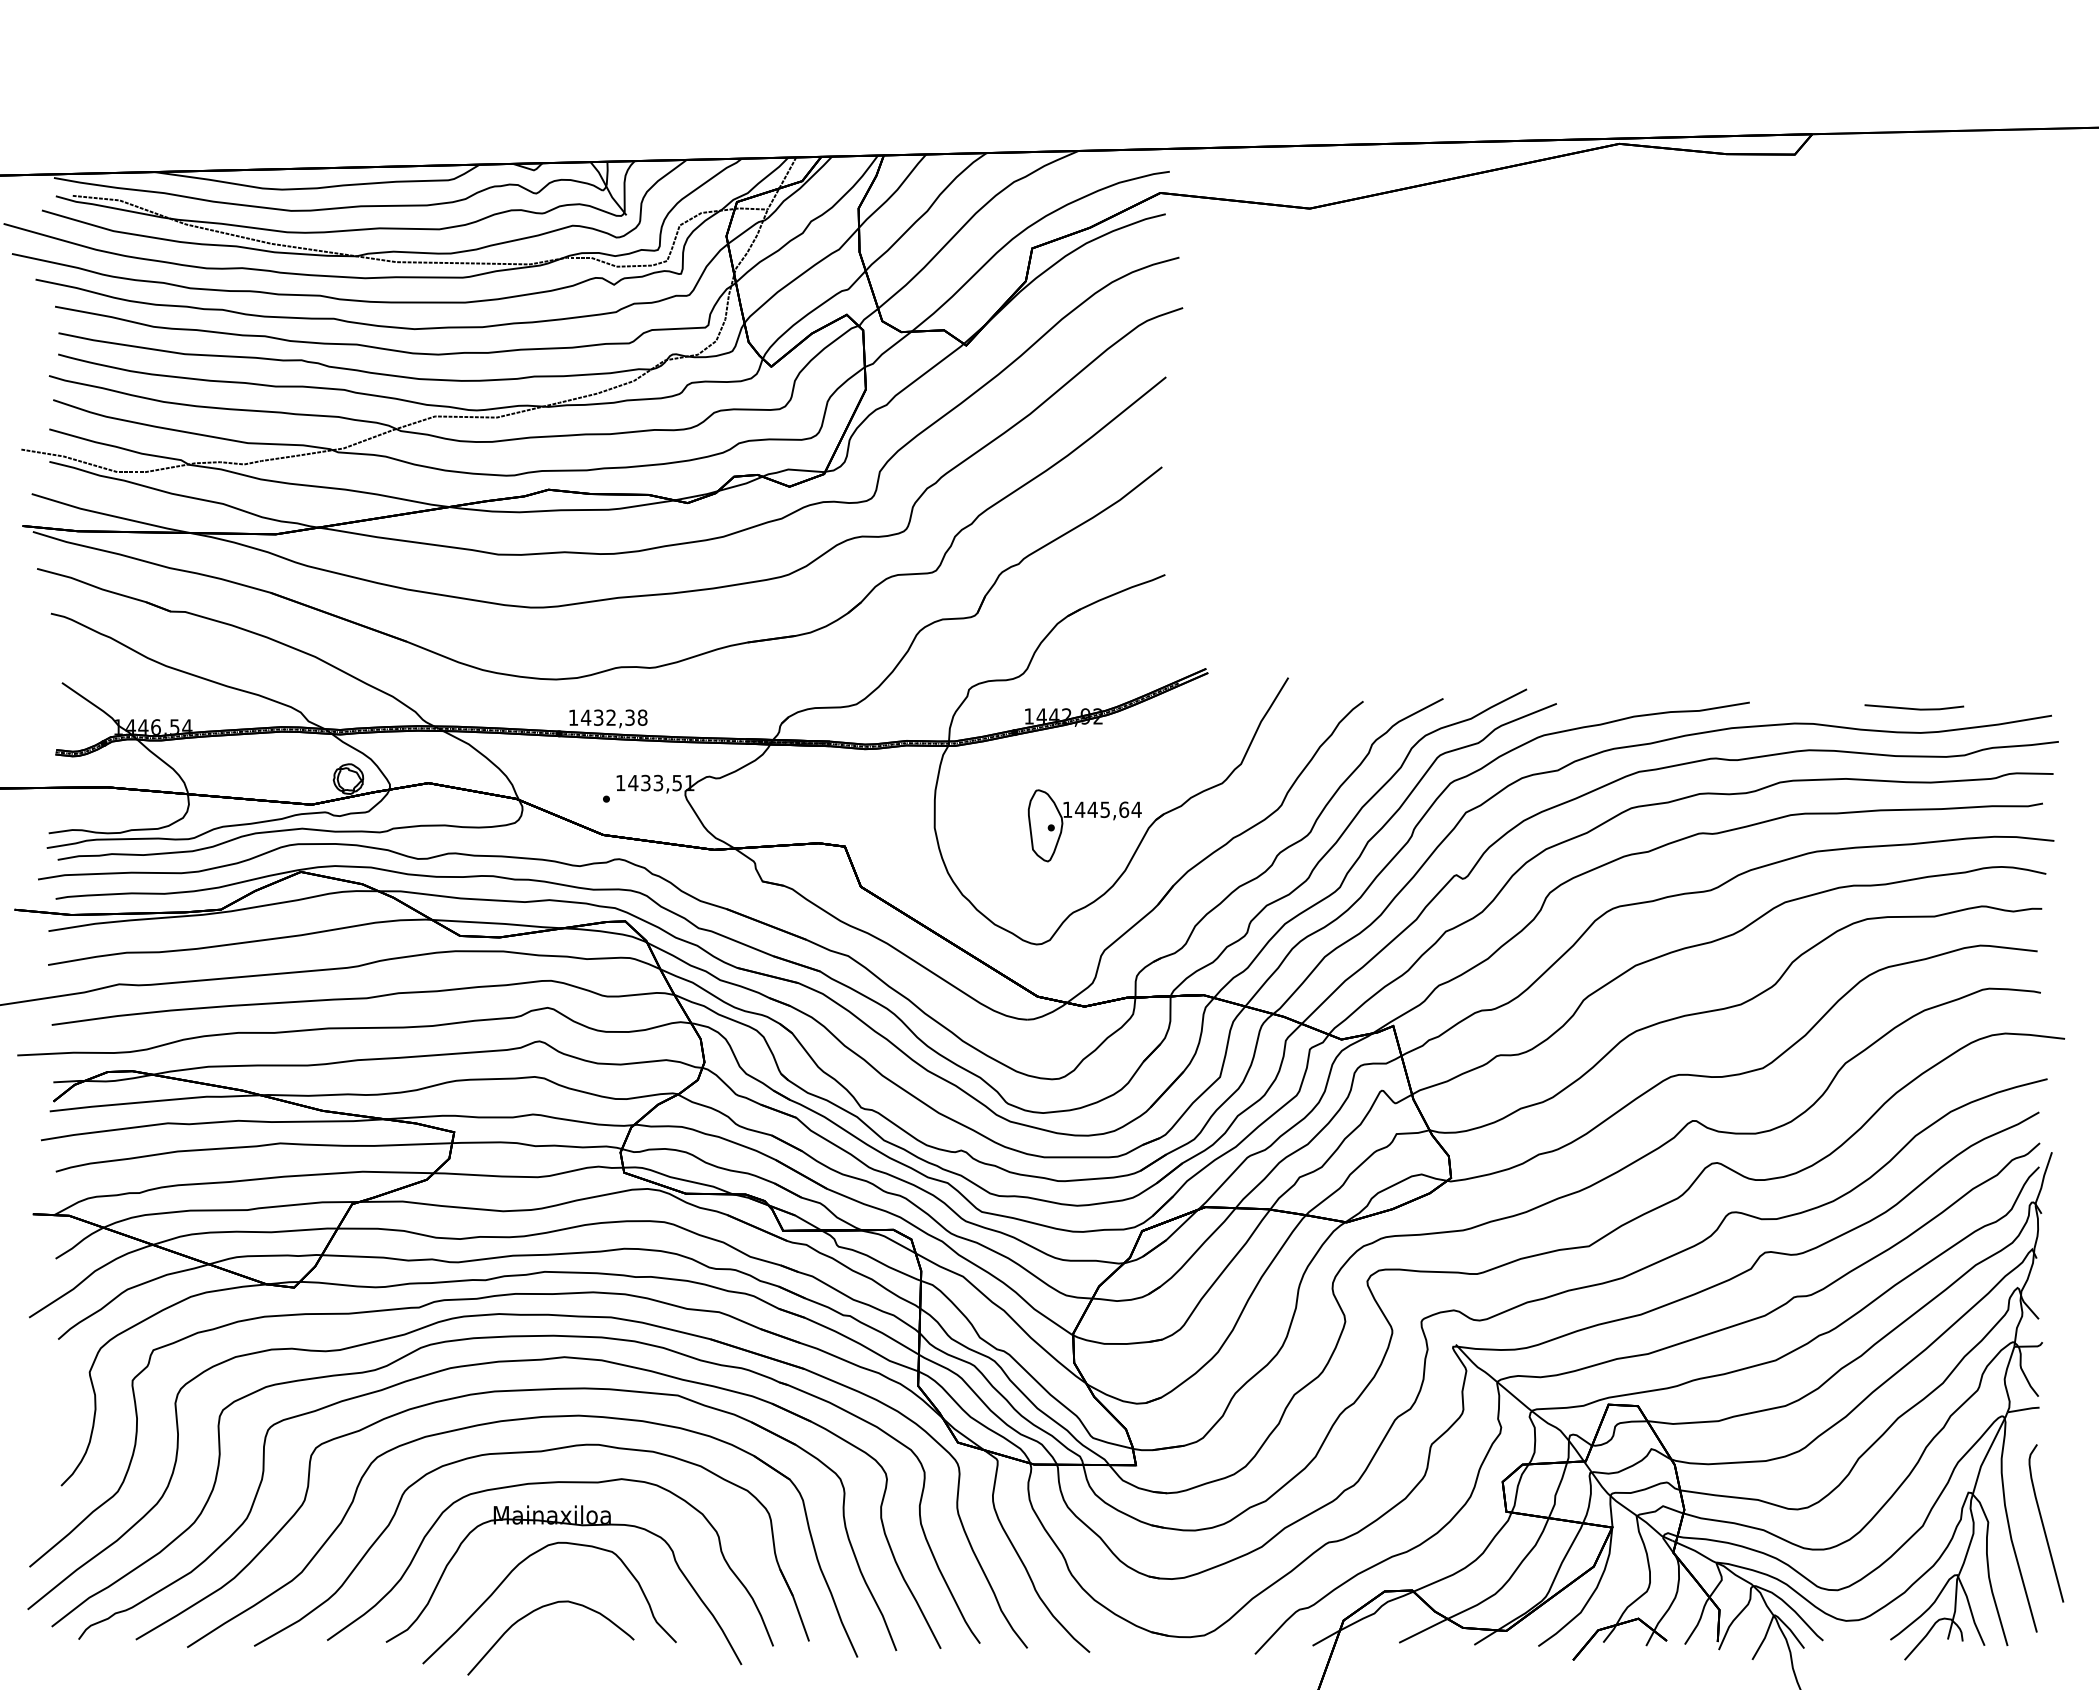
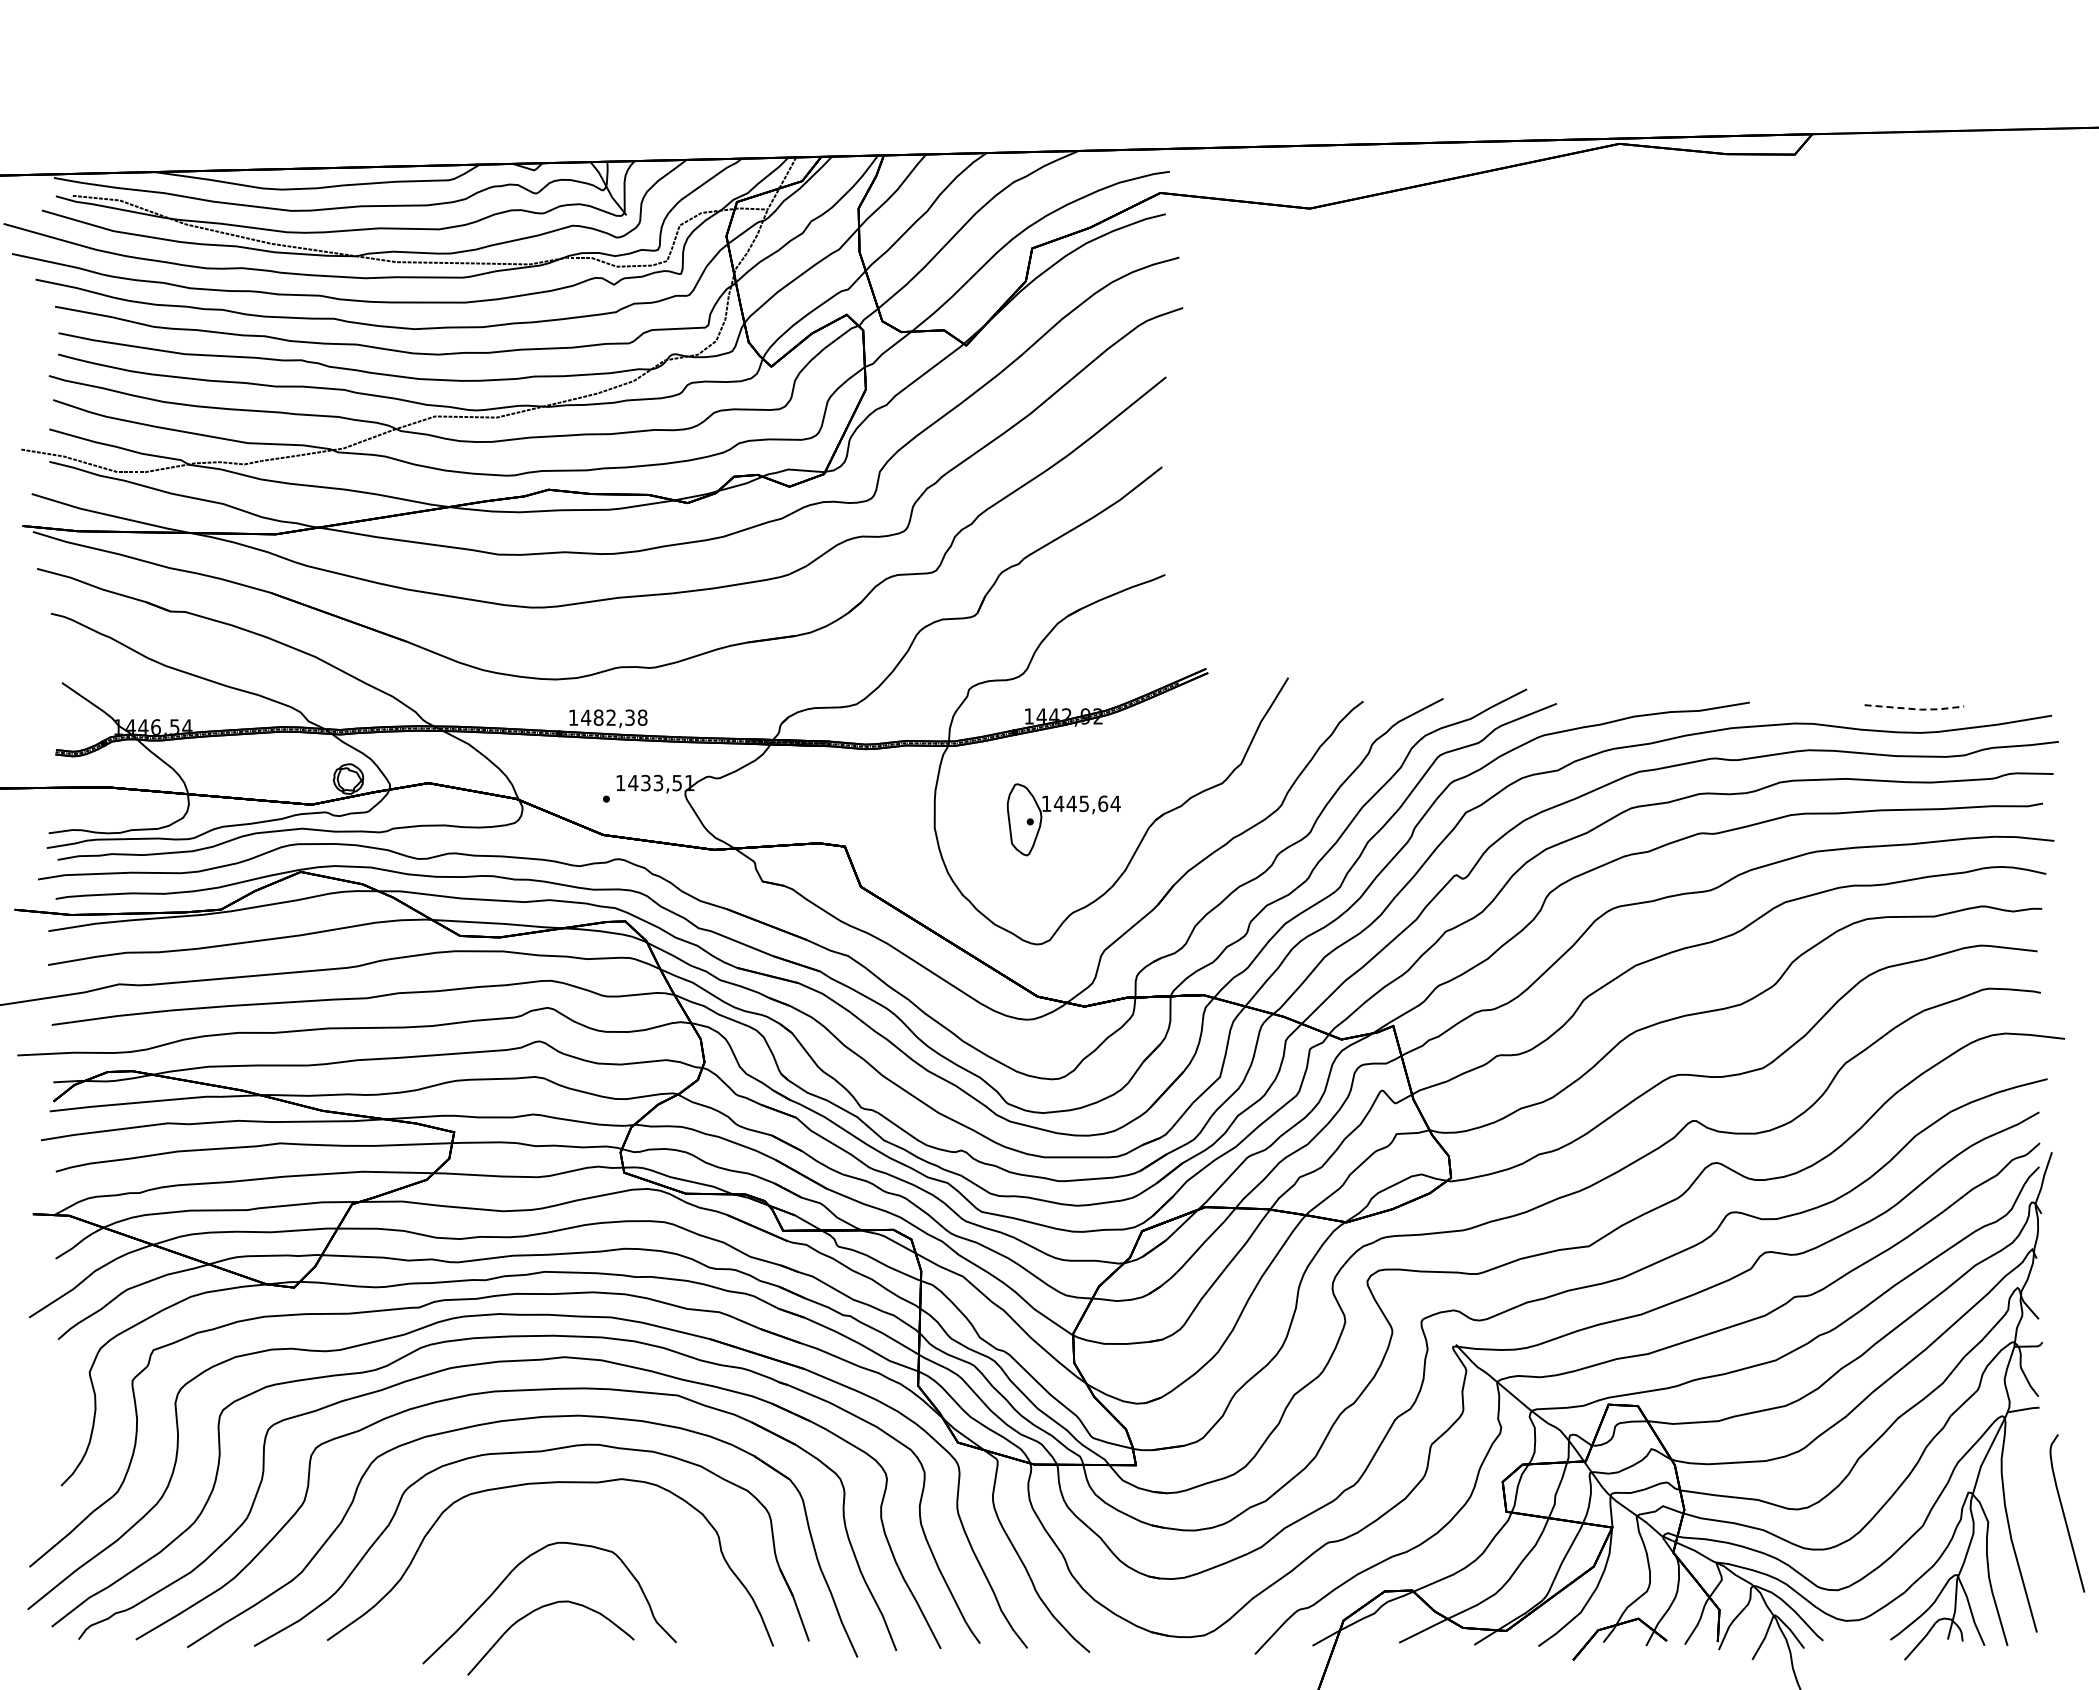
line: solid -> dashed (1915, 709)
text: 1432,38 -> 1482,38 (598, 717)
part position: (1083, 817) -> (1062, 811) (1062, 811)
part: present -> none (572, 1525)
curve position: (2044, 1525) -> (2065, 1515) (2065, 1515)
